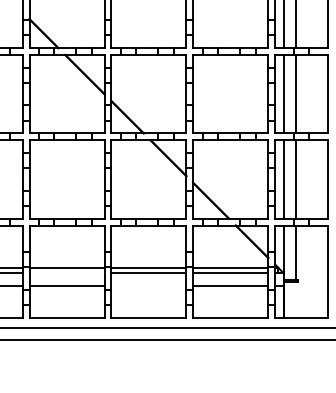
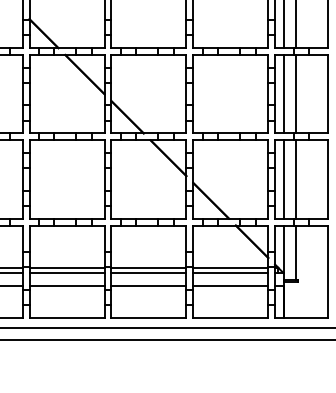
line: none -> present (66, 273)
line: none -> present (148, 285)
